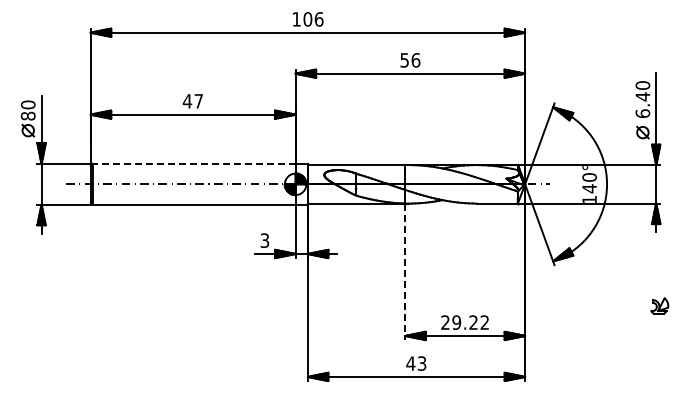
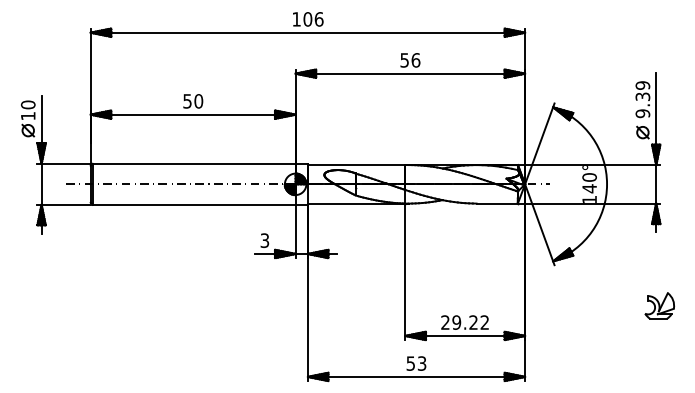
text: 6.40 -> 9.39 (642, 99)
text: 47 -> 50 (192, 101)
text: 80 -> 10 (27, 115)
line: dashed -> solid (193, 163)
line: dashed -> solid (405, 272)
part size: 20x18 px -> 31x28 px (659, 305)
text: 43 -> 53 (410, 363)
